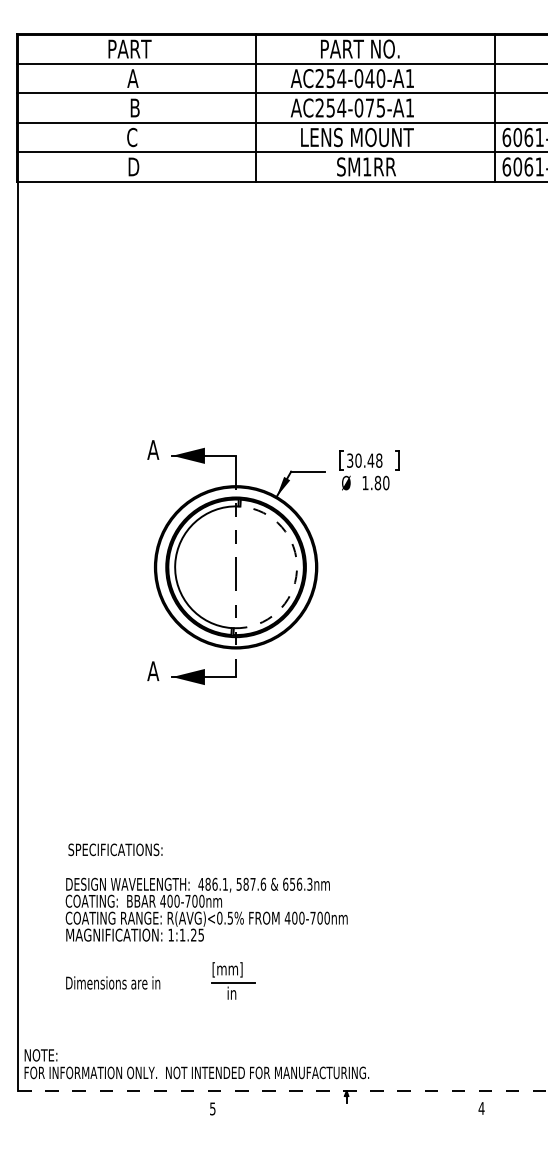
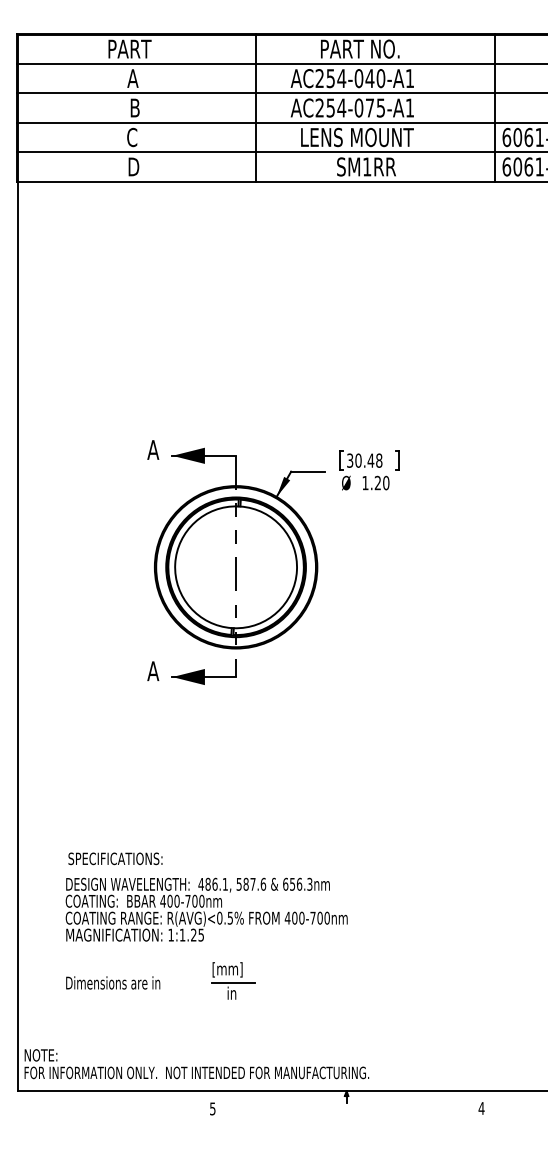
text: 1.80 -> 1.20 (377, 483)
arc: dashed -> solid (296, 570)
text position: (115, 849) -> (115, 858) (115, 858)
line: dashed -> solid (282, 1091)
